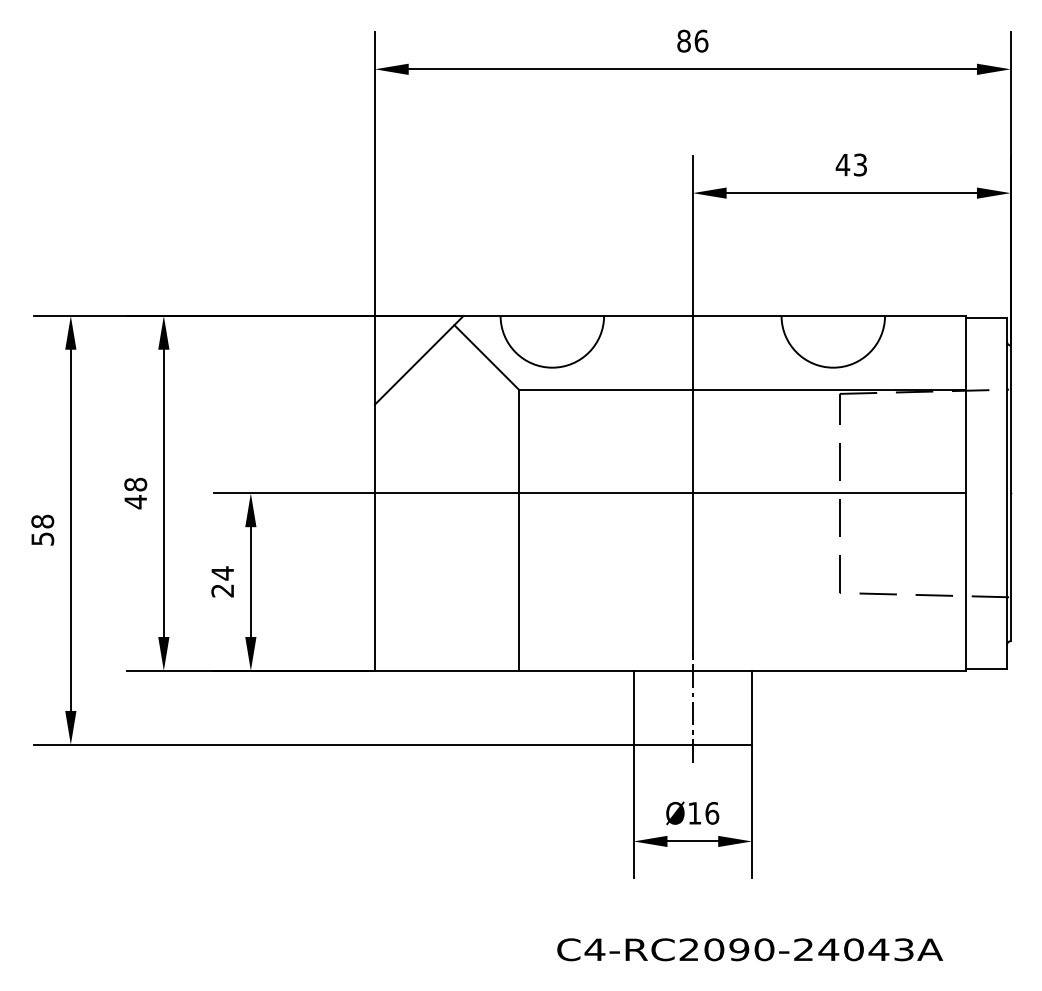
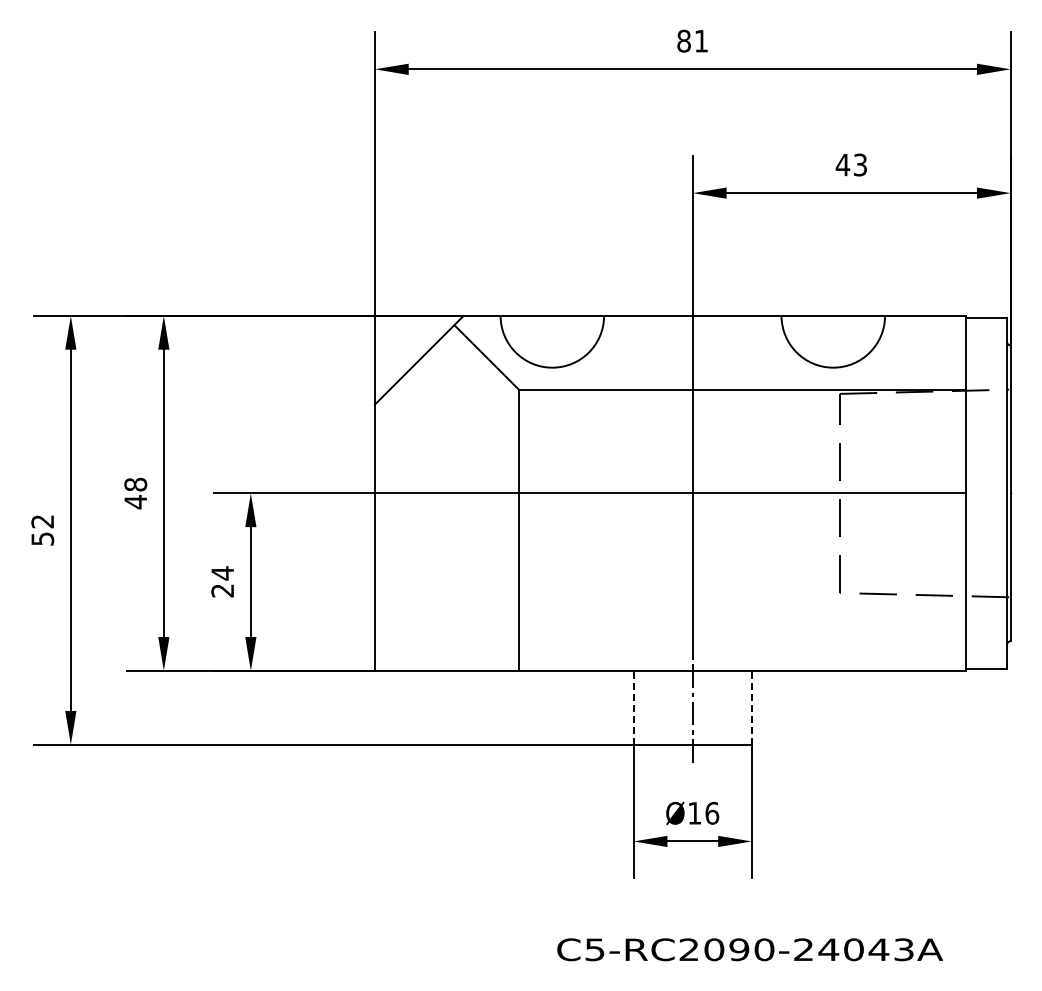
text: 86 -> 81 (701, 40)
text: 58 -> 52 (42, 521)
line: solid -> dashed (633, 707)
line: solid -> dashed (751, 707)
text: C4-RC2090-24043A -> C5-RC2090-24043A (594, 949)
